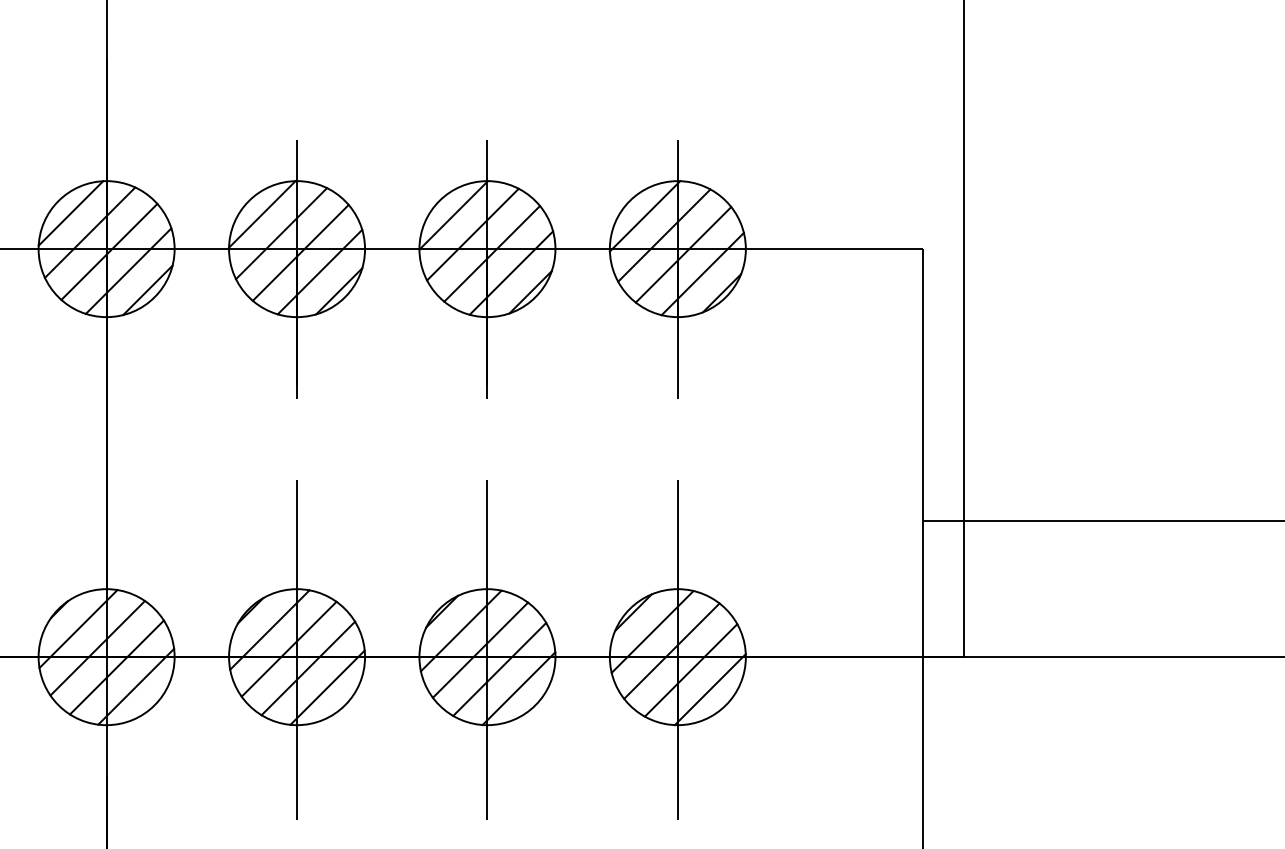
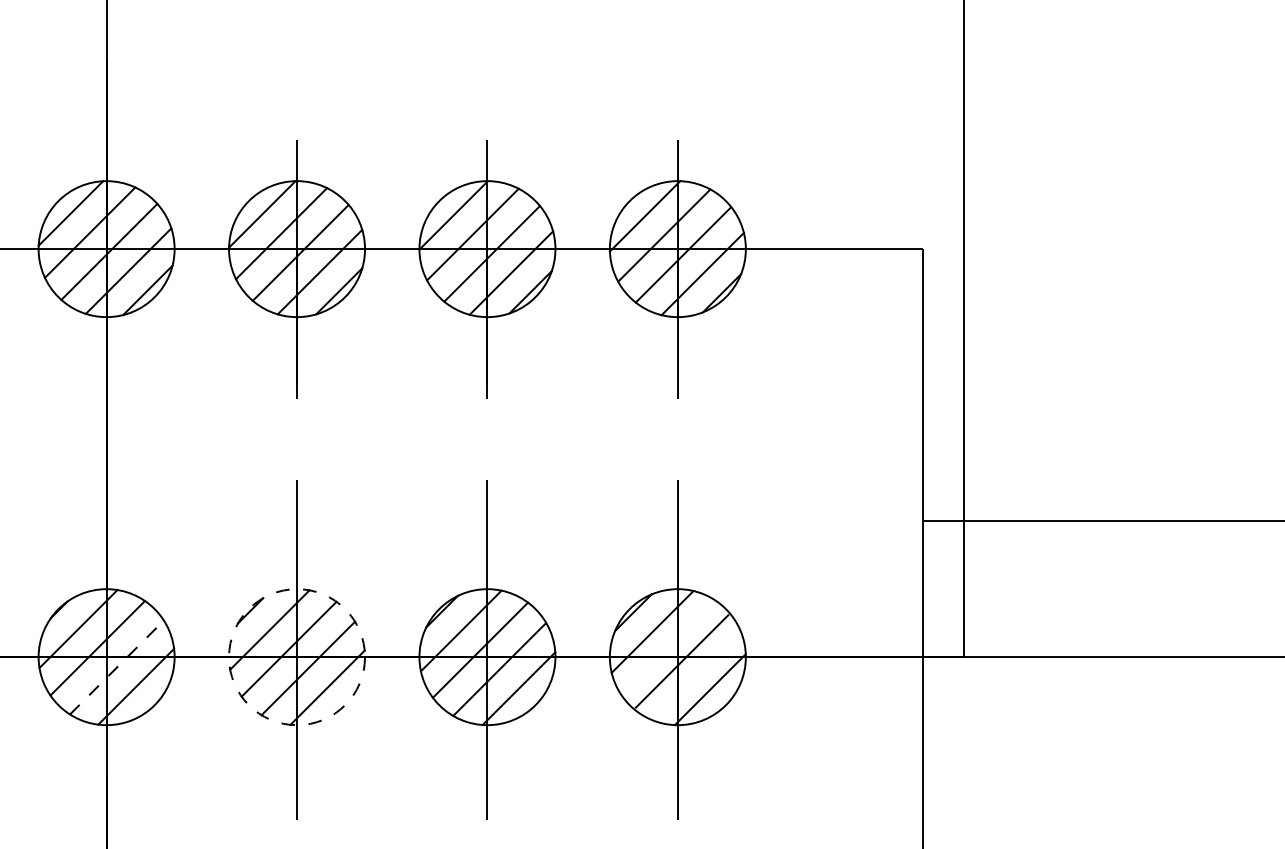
line: present -> none (671, 650)
circle: solid -> dashed (297, 657)
line: solid -> dashed (117, 667)
line position: (690, 670) -> (681, 661) (681, 661)
